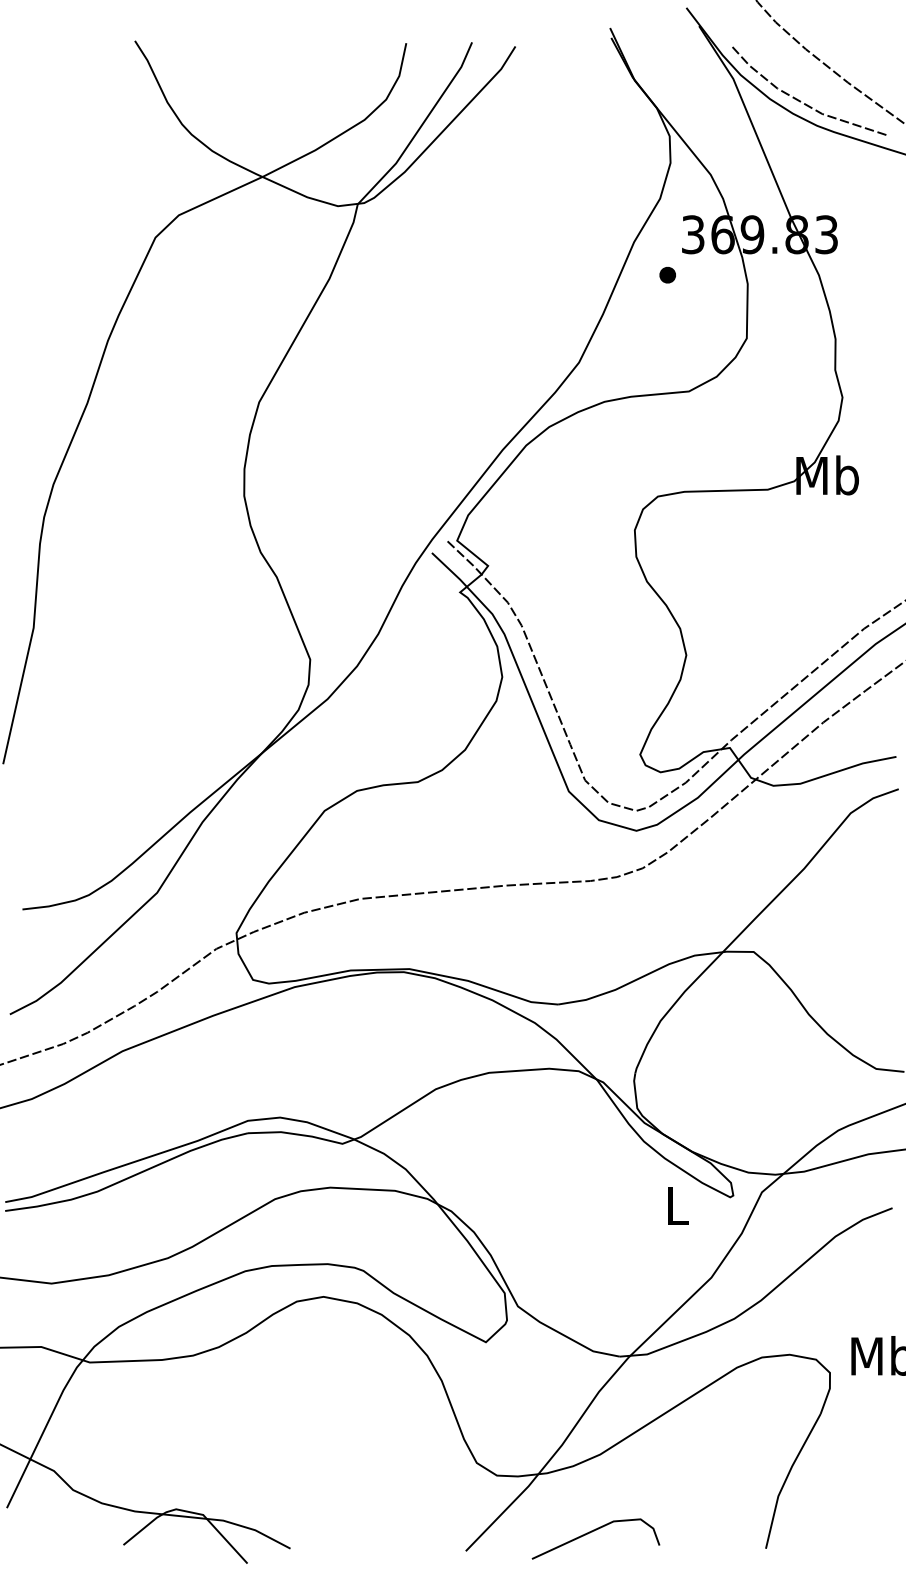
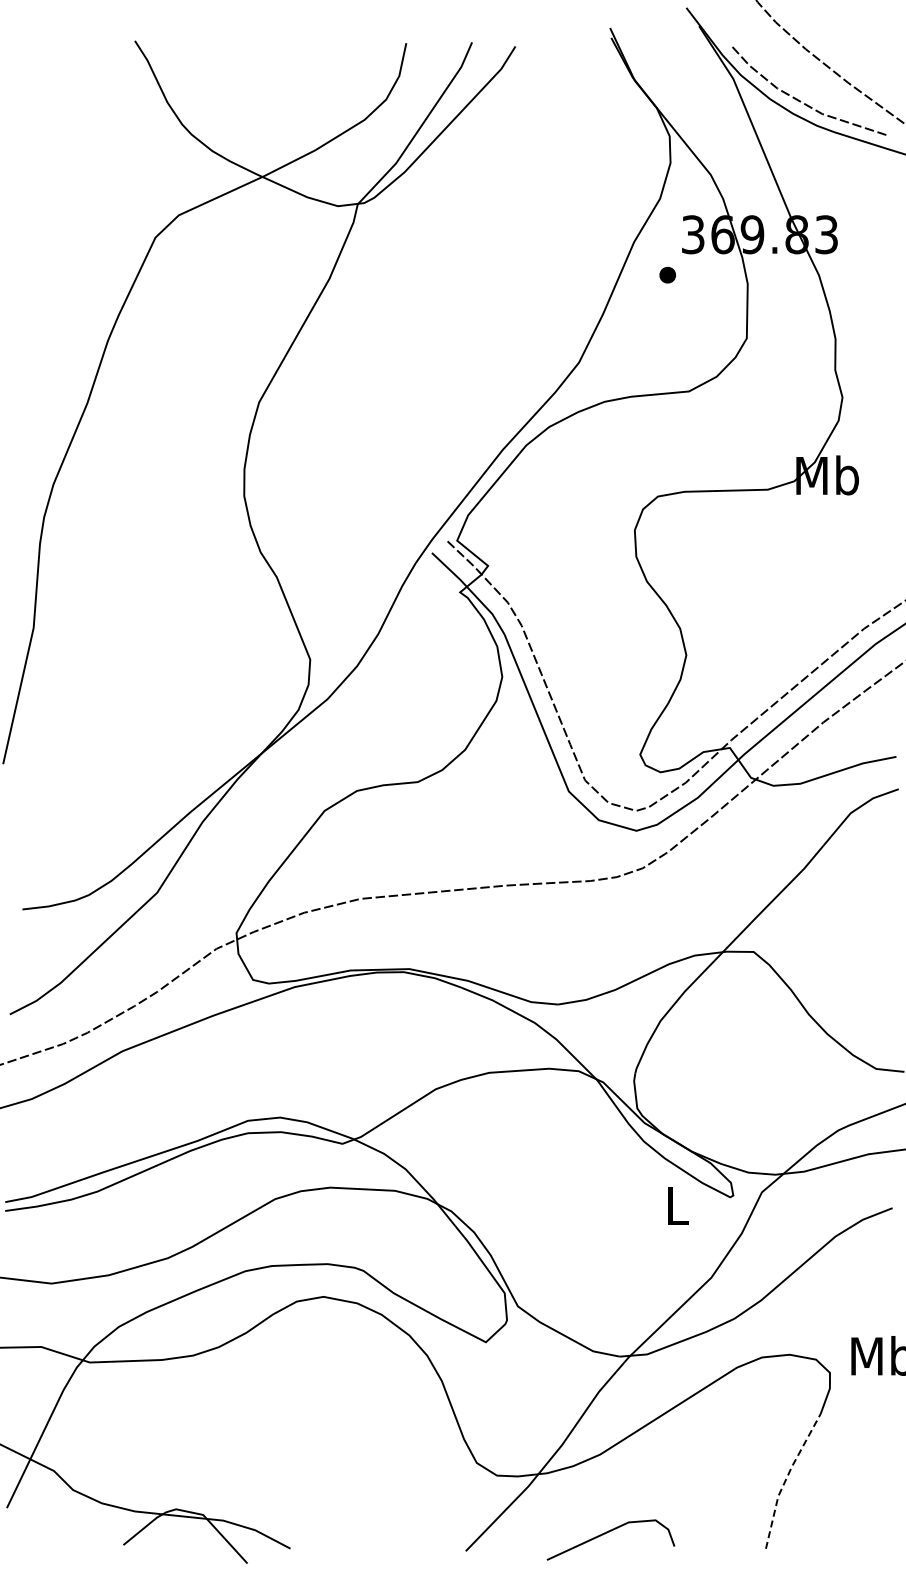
line: solid -> dashed (786, 1478)
line position: (592, 1532) -> (607, 1533) (607, 1533)
